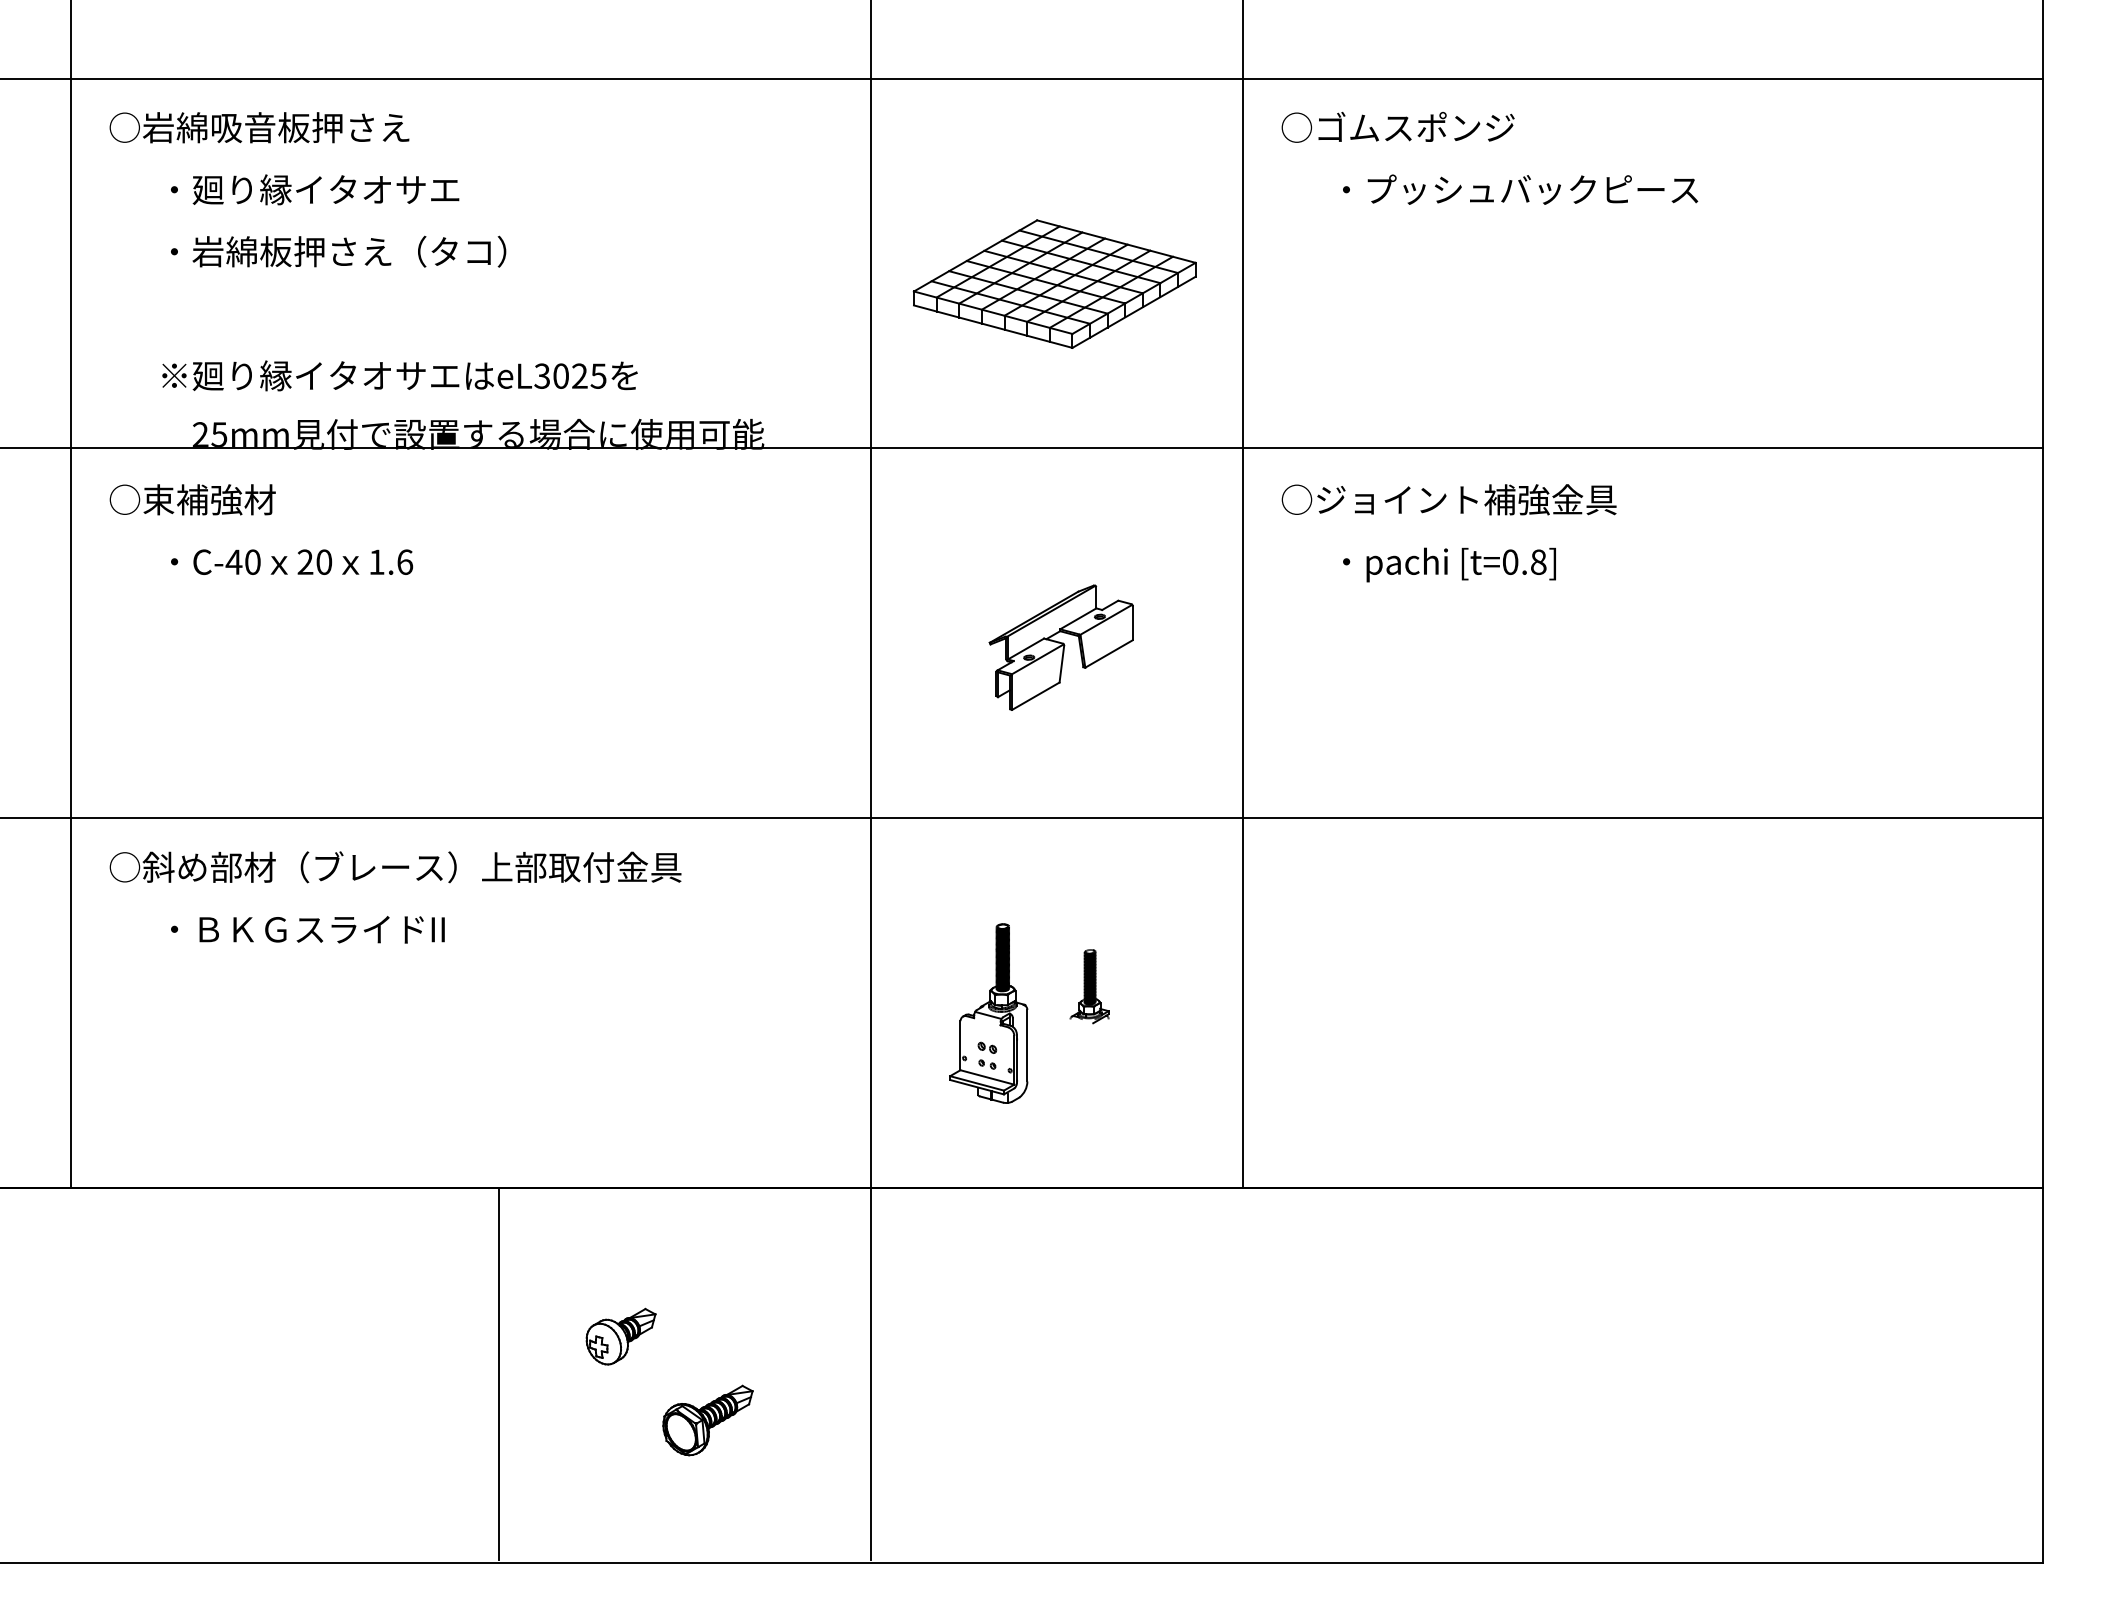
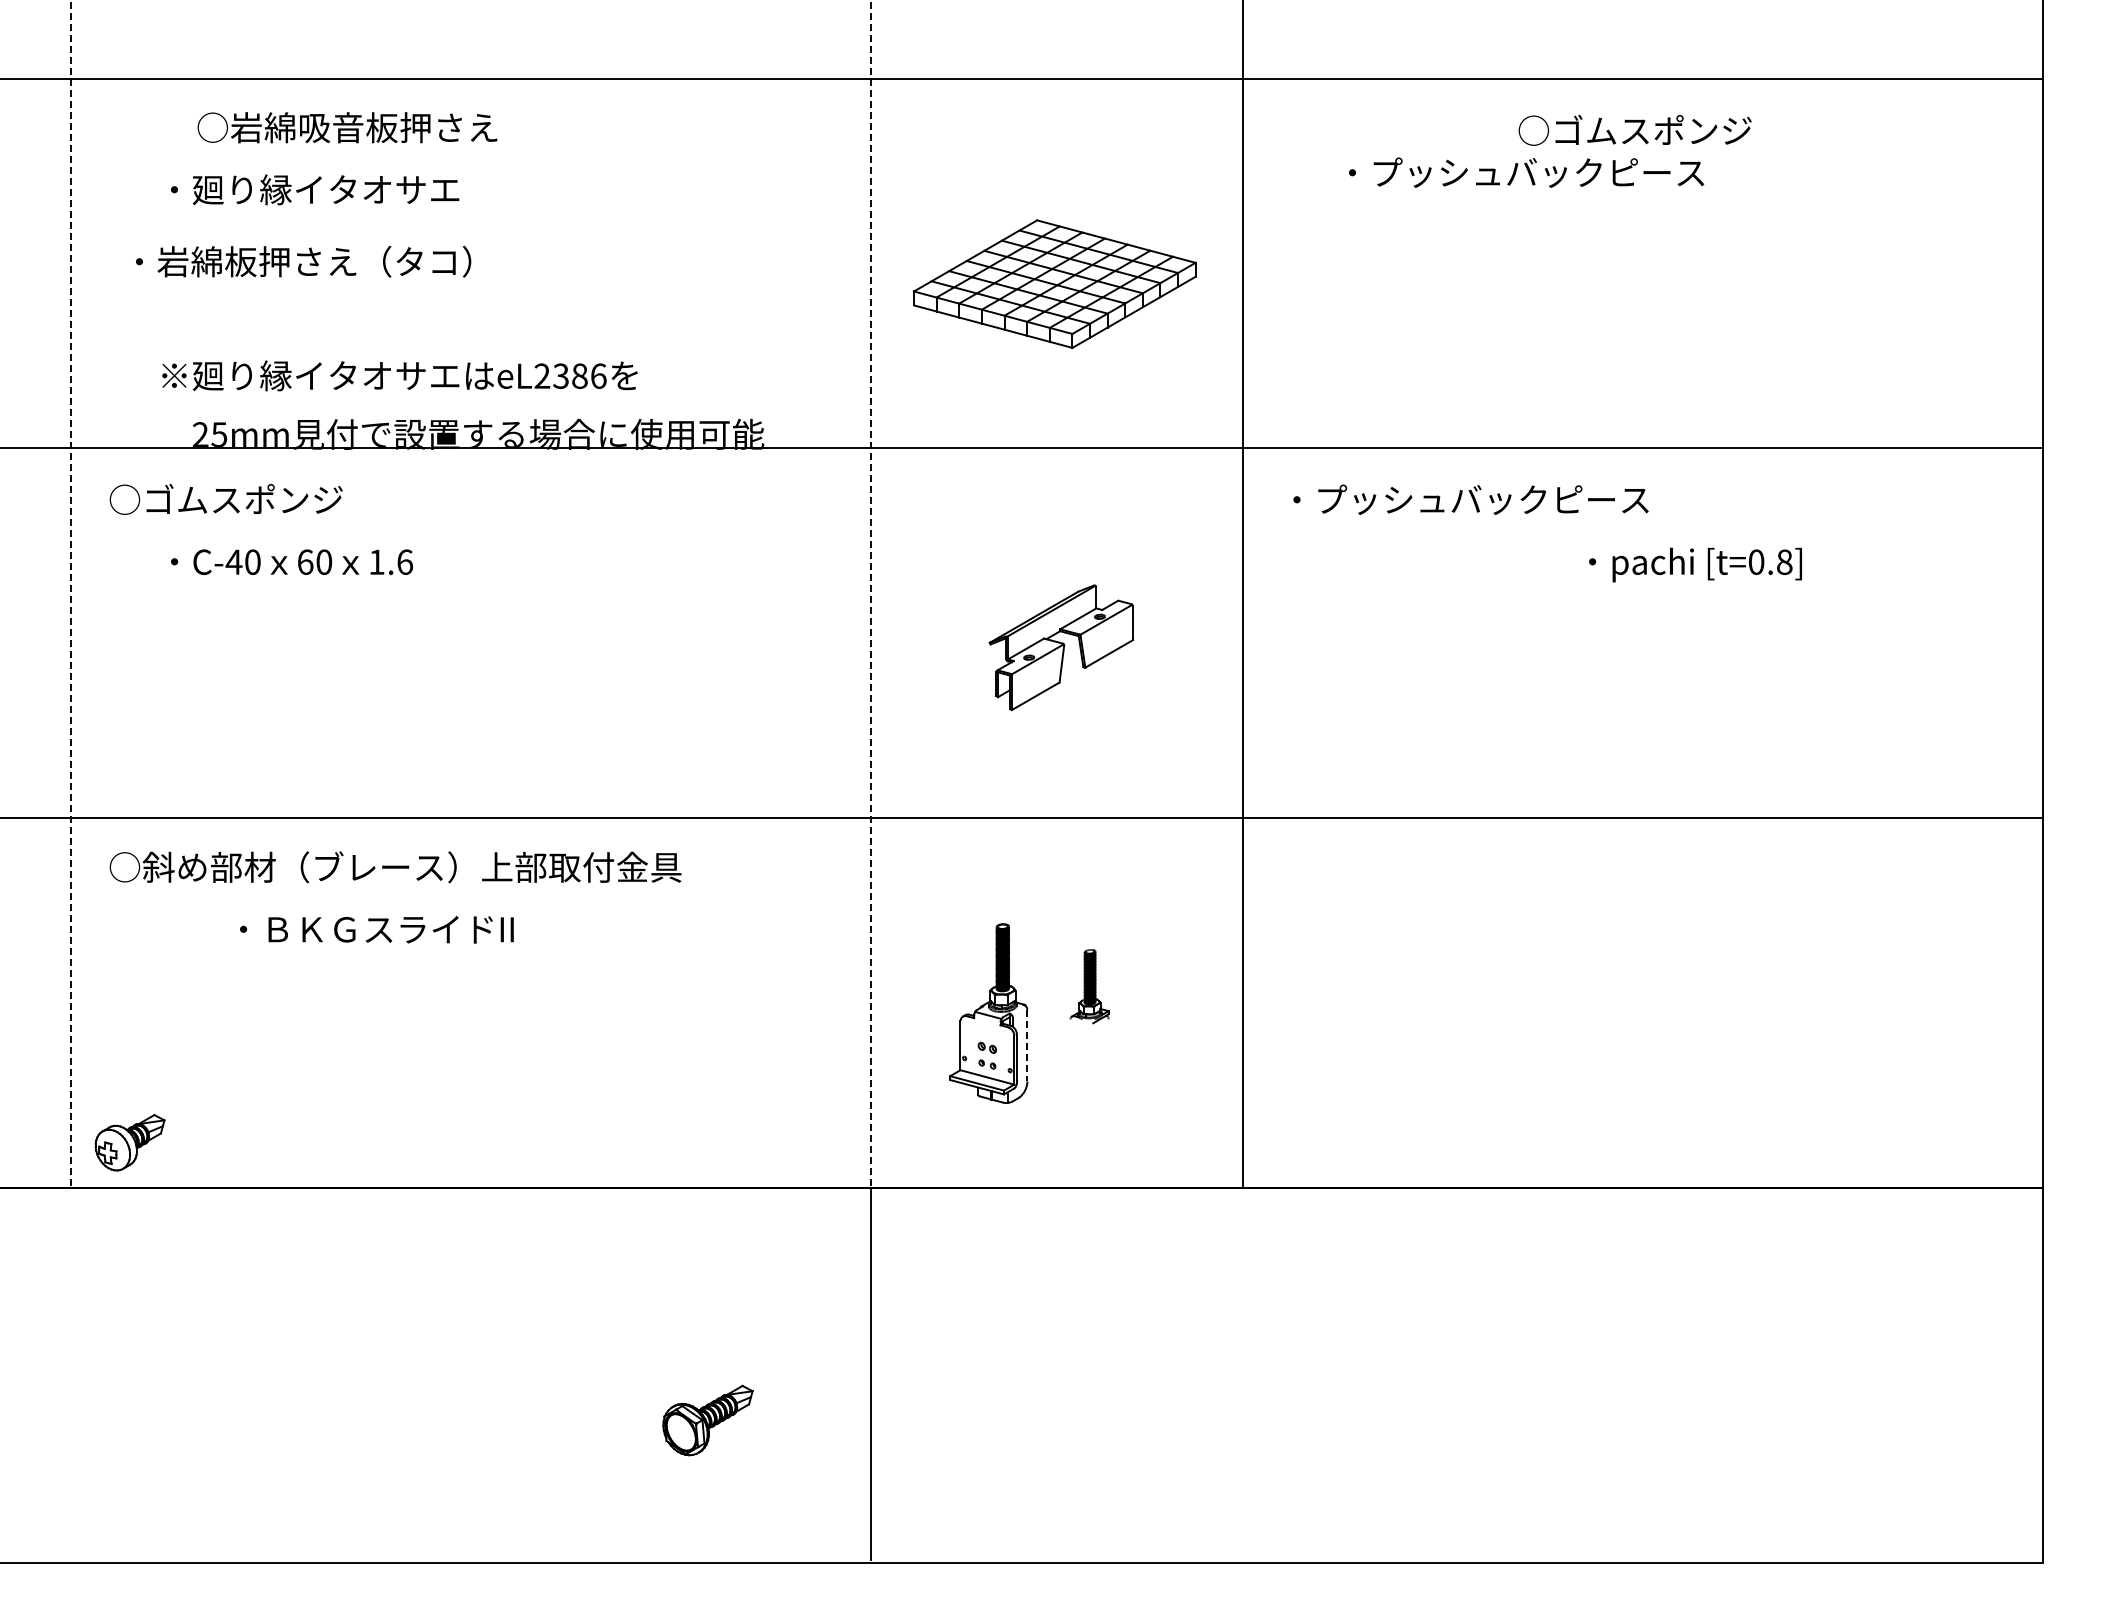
text position: (1397, 126) -> (1634, 129) (1634, 129)
text position: (259, 127) -> (347, 127) (347, 127)
text position: (1520, 189) -> (1526, 172) (1526, 172)
text position: (338, 251) -> (303, 261) (303, 261)
text: eL3025 -> eL2386 (570, 375)
text: ○束補強材 -> ○ゴムスポンジ (242, 499)
text: ○ジョイント補強金具 -> ・プッシュバックピース (1464, 499)
text: 20 -> 60 (305, 561)
text position: (1449, 564) -> (1695, 564) (1695, 564)
line: solid -> dashed (70, 594)
line: solid -> dashed (870, 594)
text position: (307, 929) -> (376, 929) (376, 929)
line: solid -> dashed (1027, 1045)
part position: (620, 1336) -> (129, 1142) (129, 1142)
line: present -> none (498, 1373)
